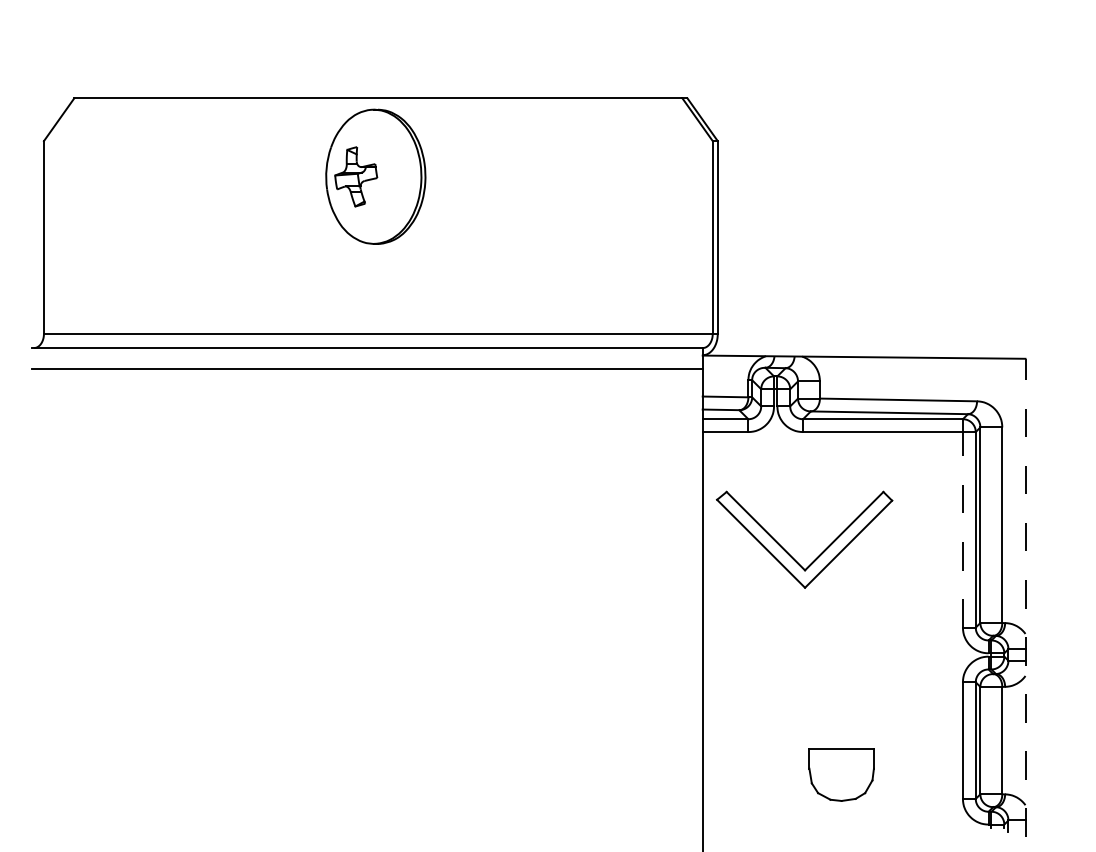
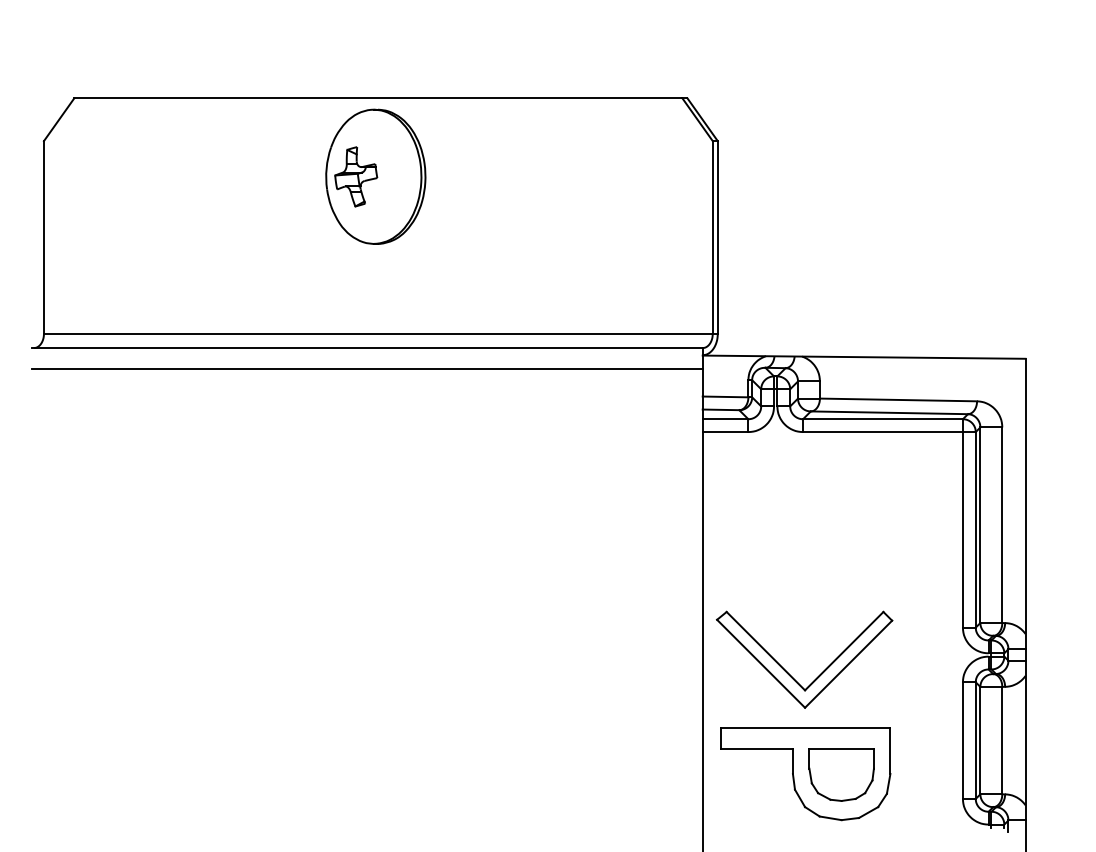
line: dashed -> solid (962, 529)
part position: (789, 553) -> (789, 673) (789, 673)
line: dashed -> solid (1025, 604)
part: none -> present (805, 774)
